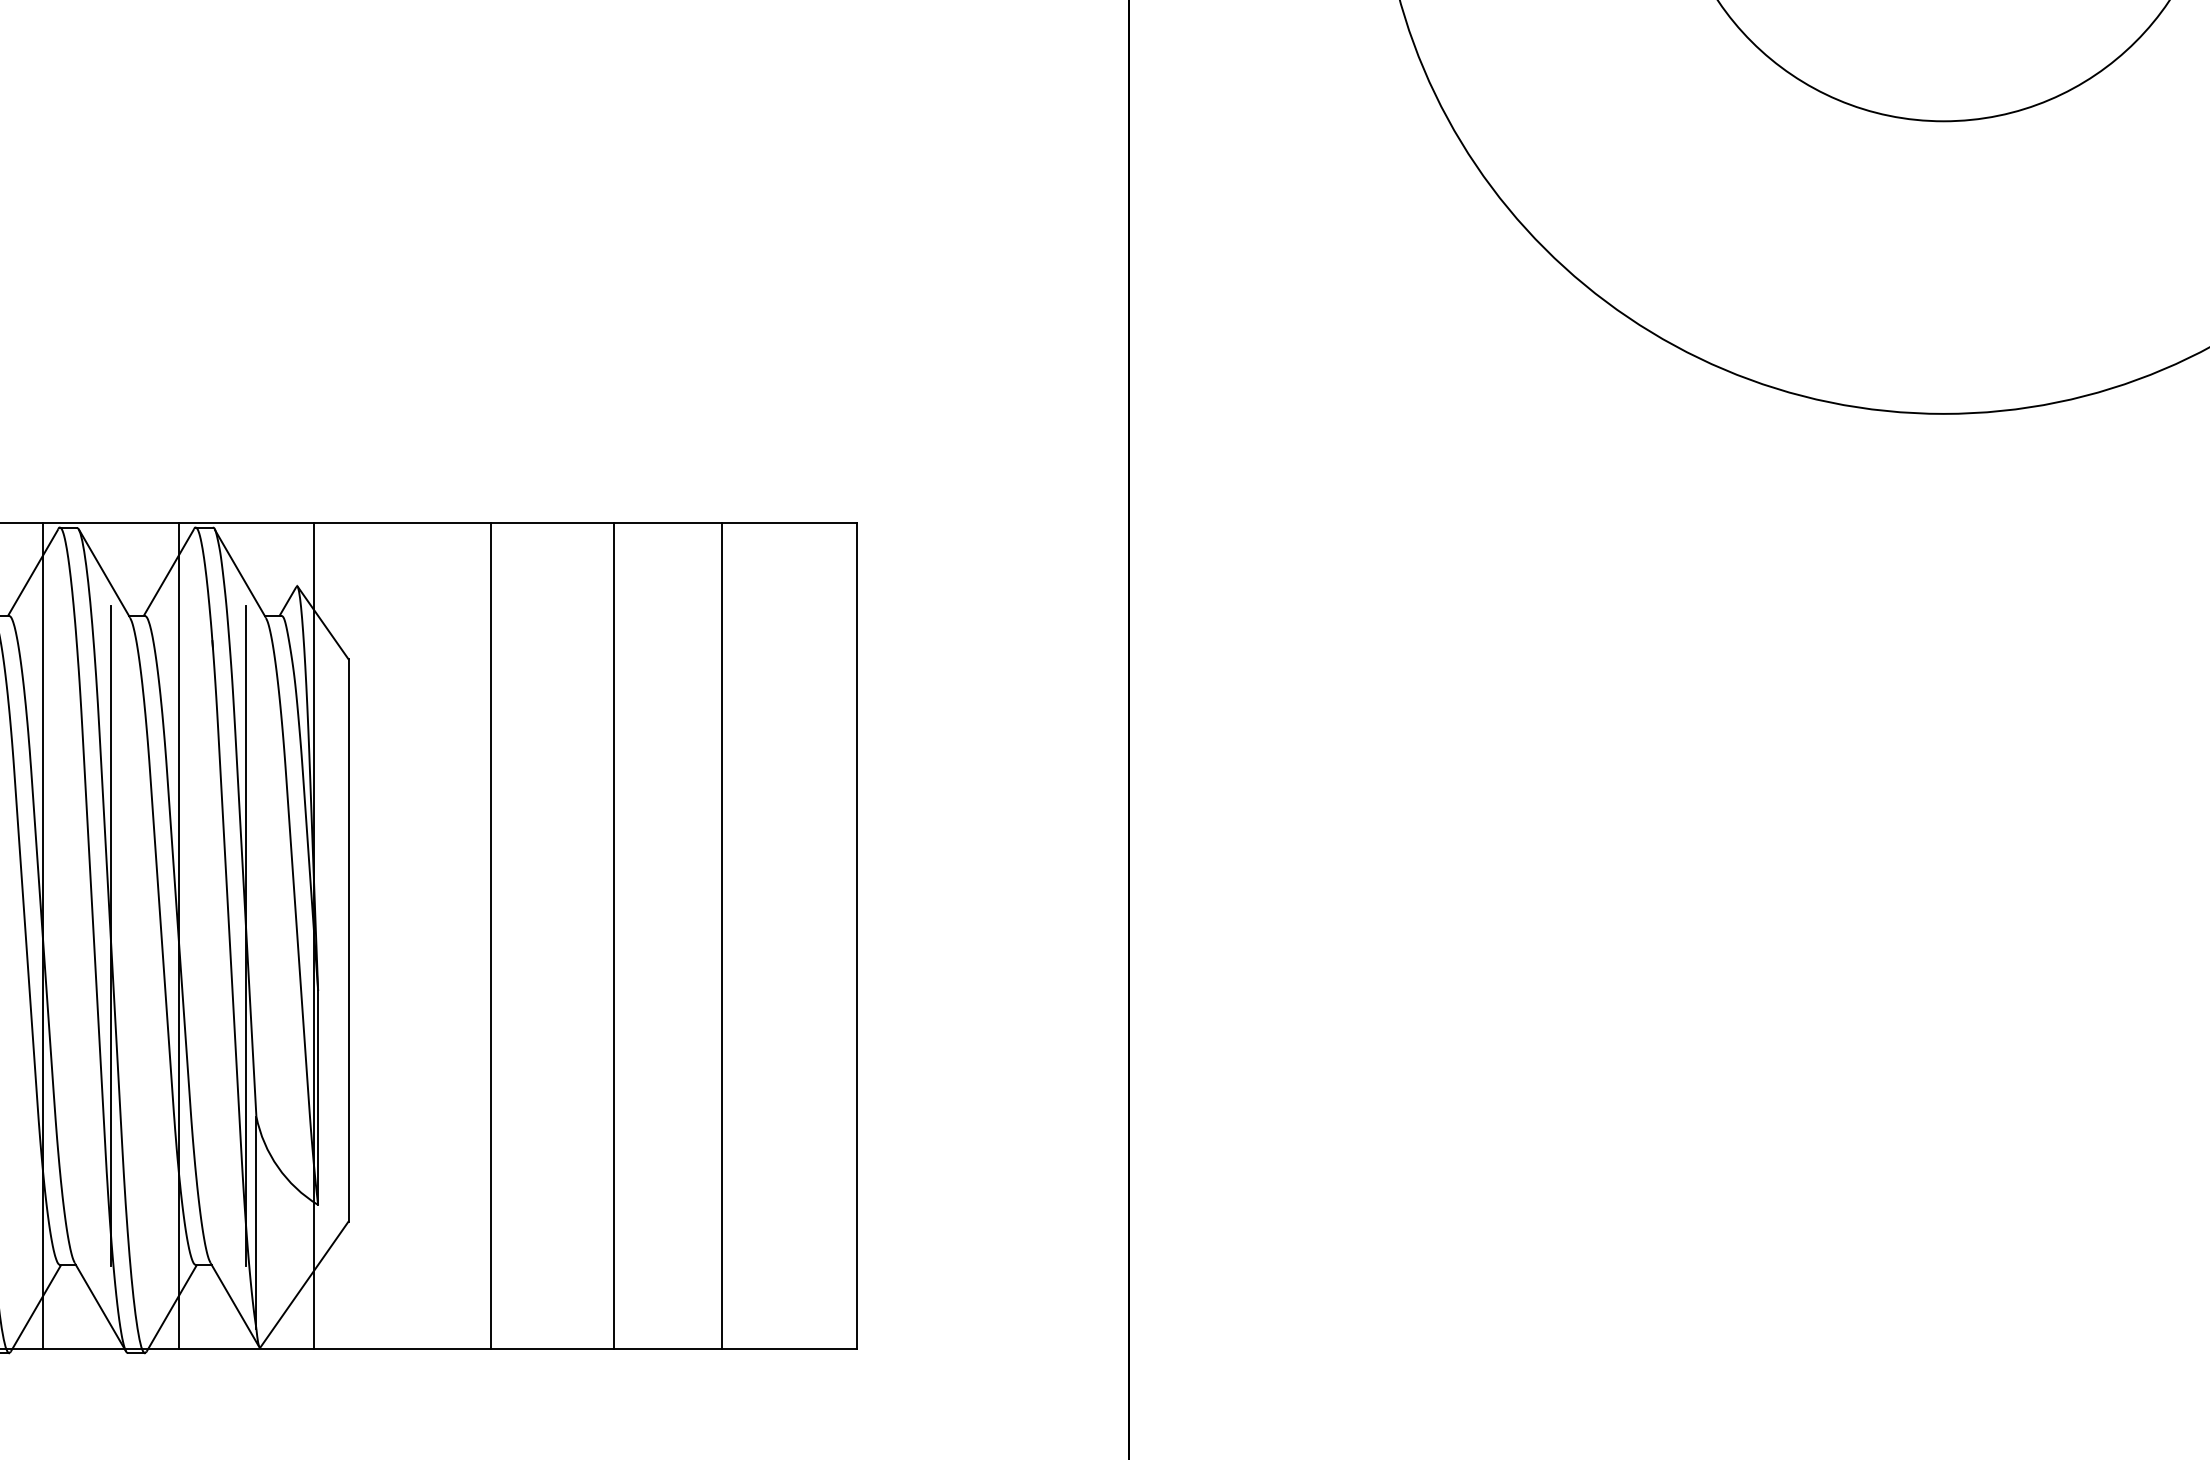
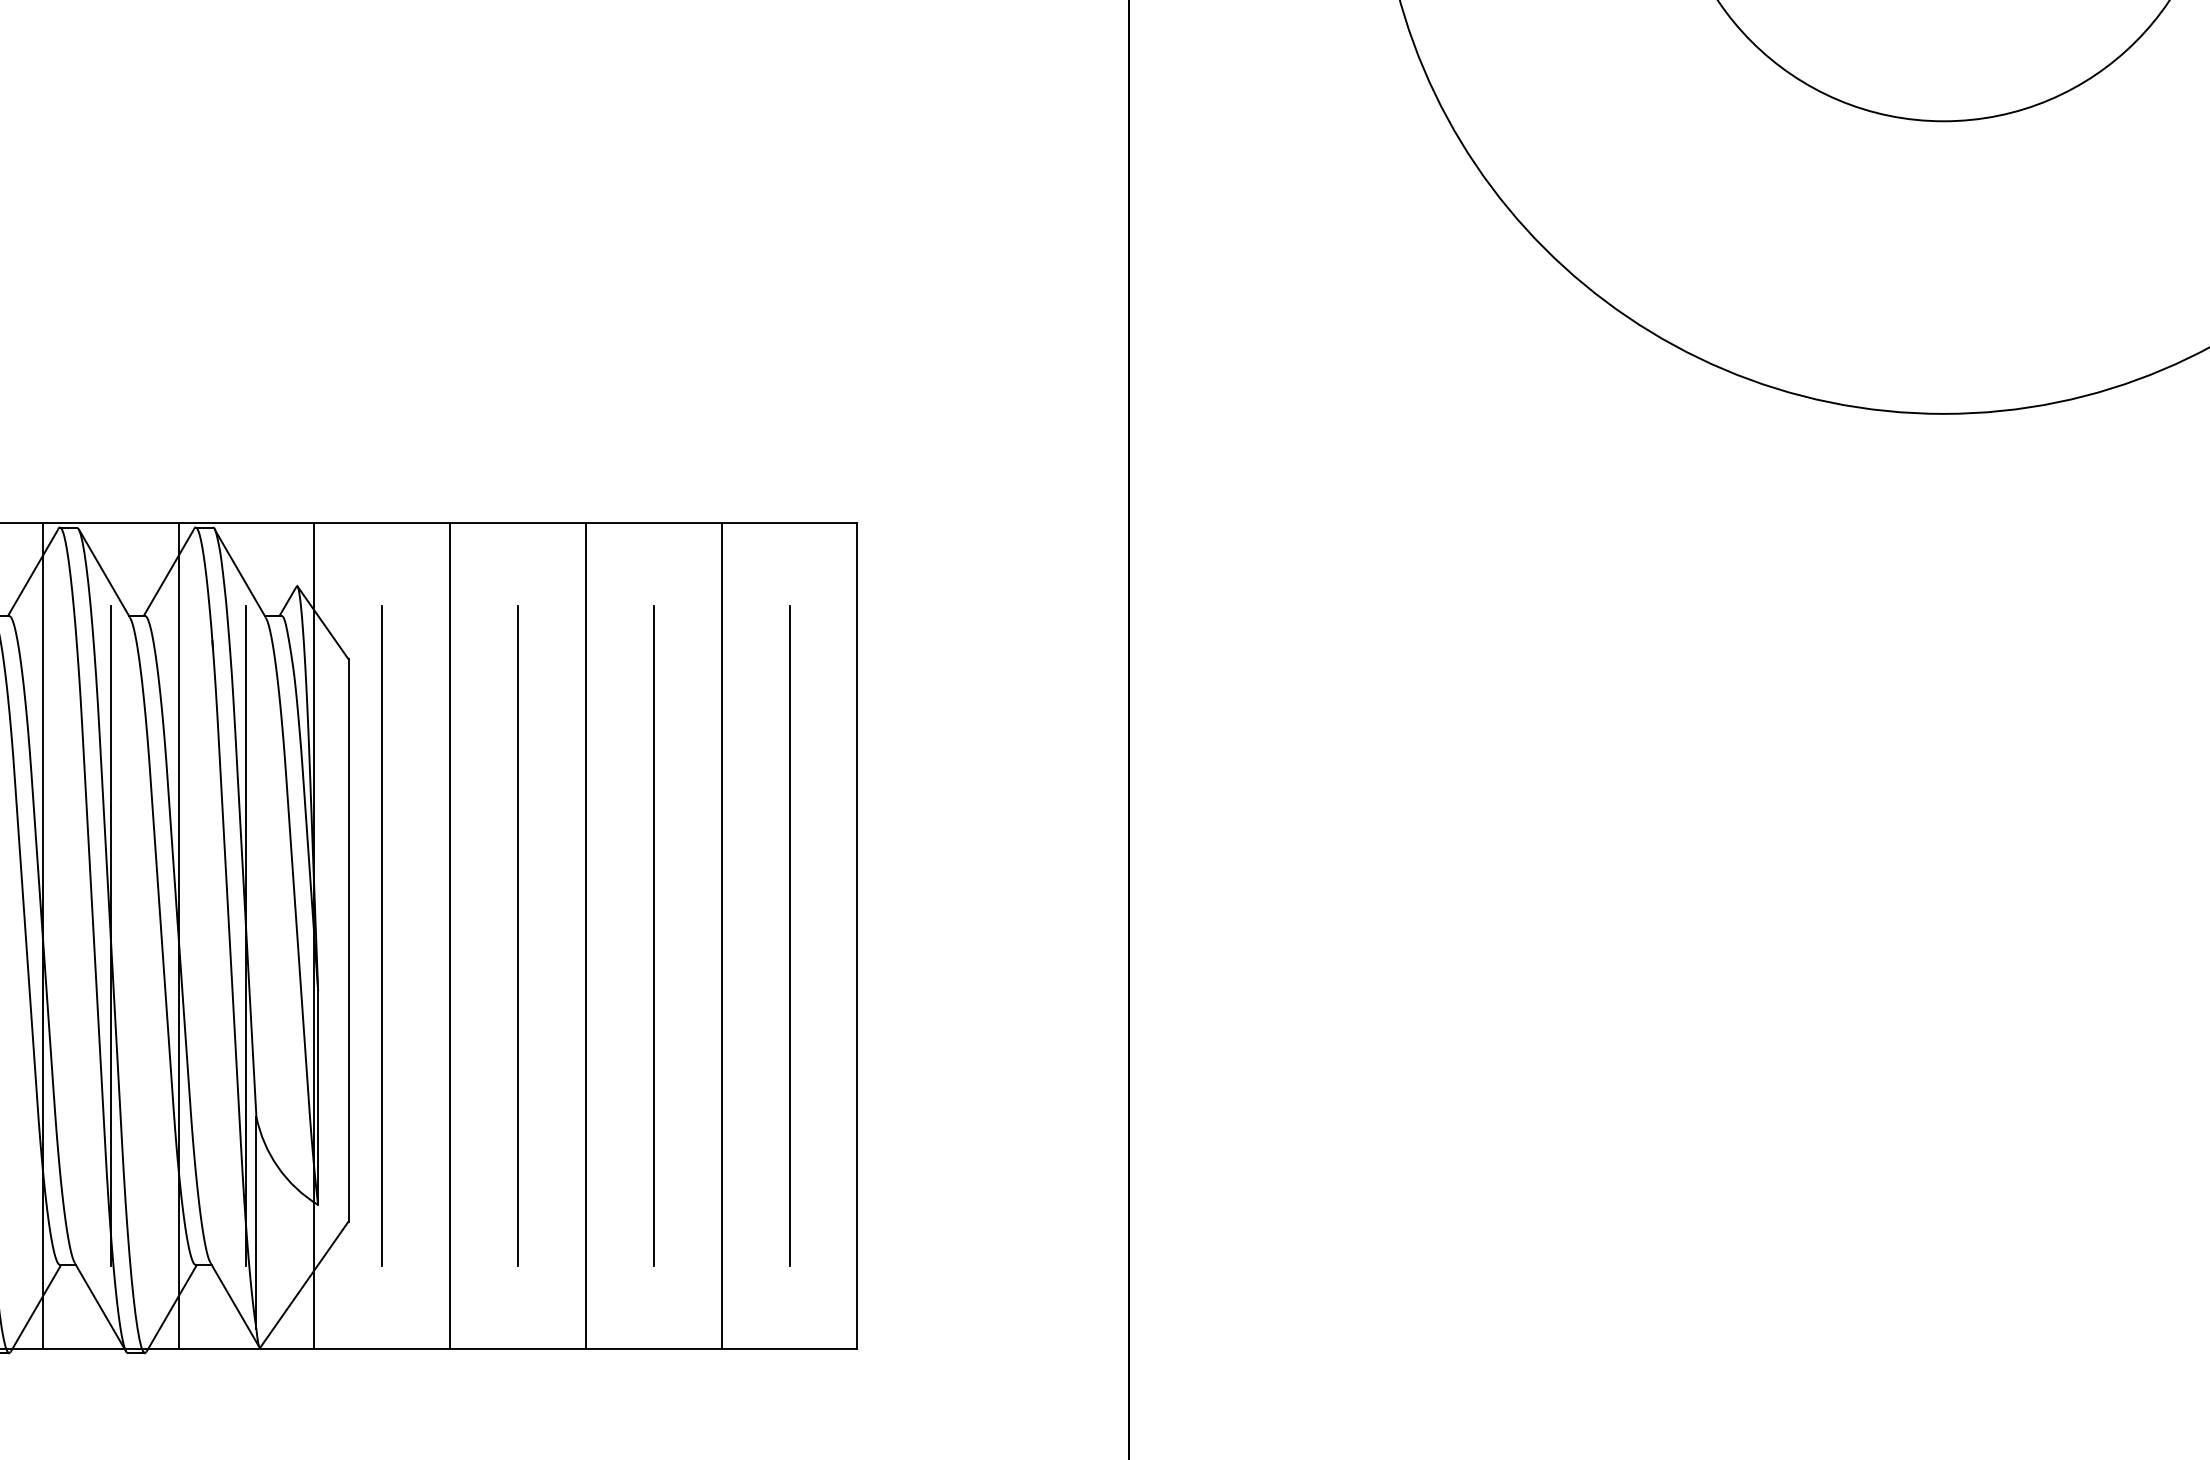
line: none -> present (382, 935)
line position: (491, 935) -> (450, 935) (450, 935)
line: none -> present (518, 935)
line position: (613, 935) -> (585, 935) (585, 935)
line: none -> present (653, 935)
line: none -> present (789, 935)
